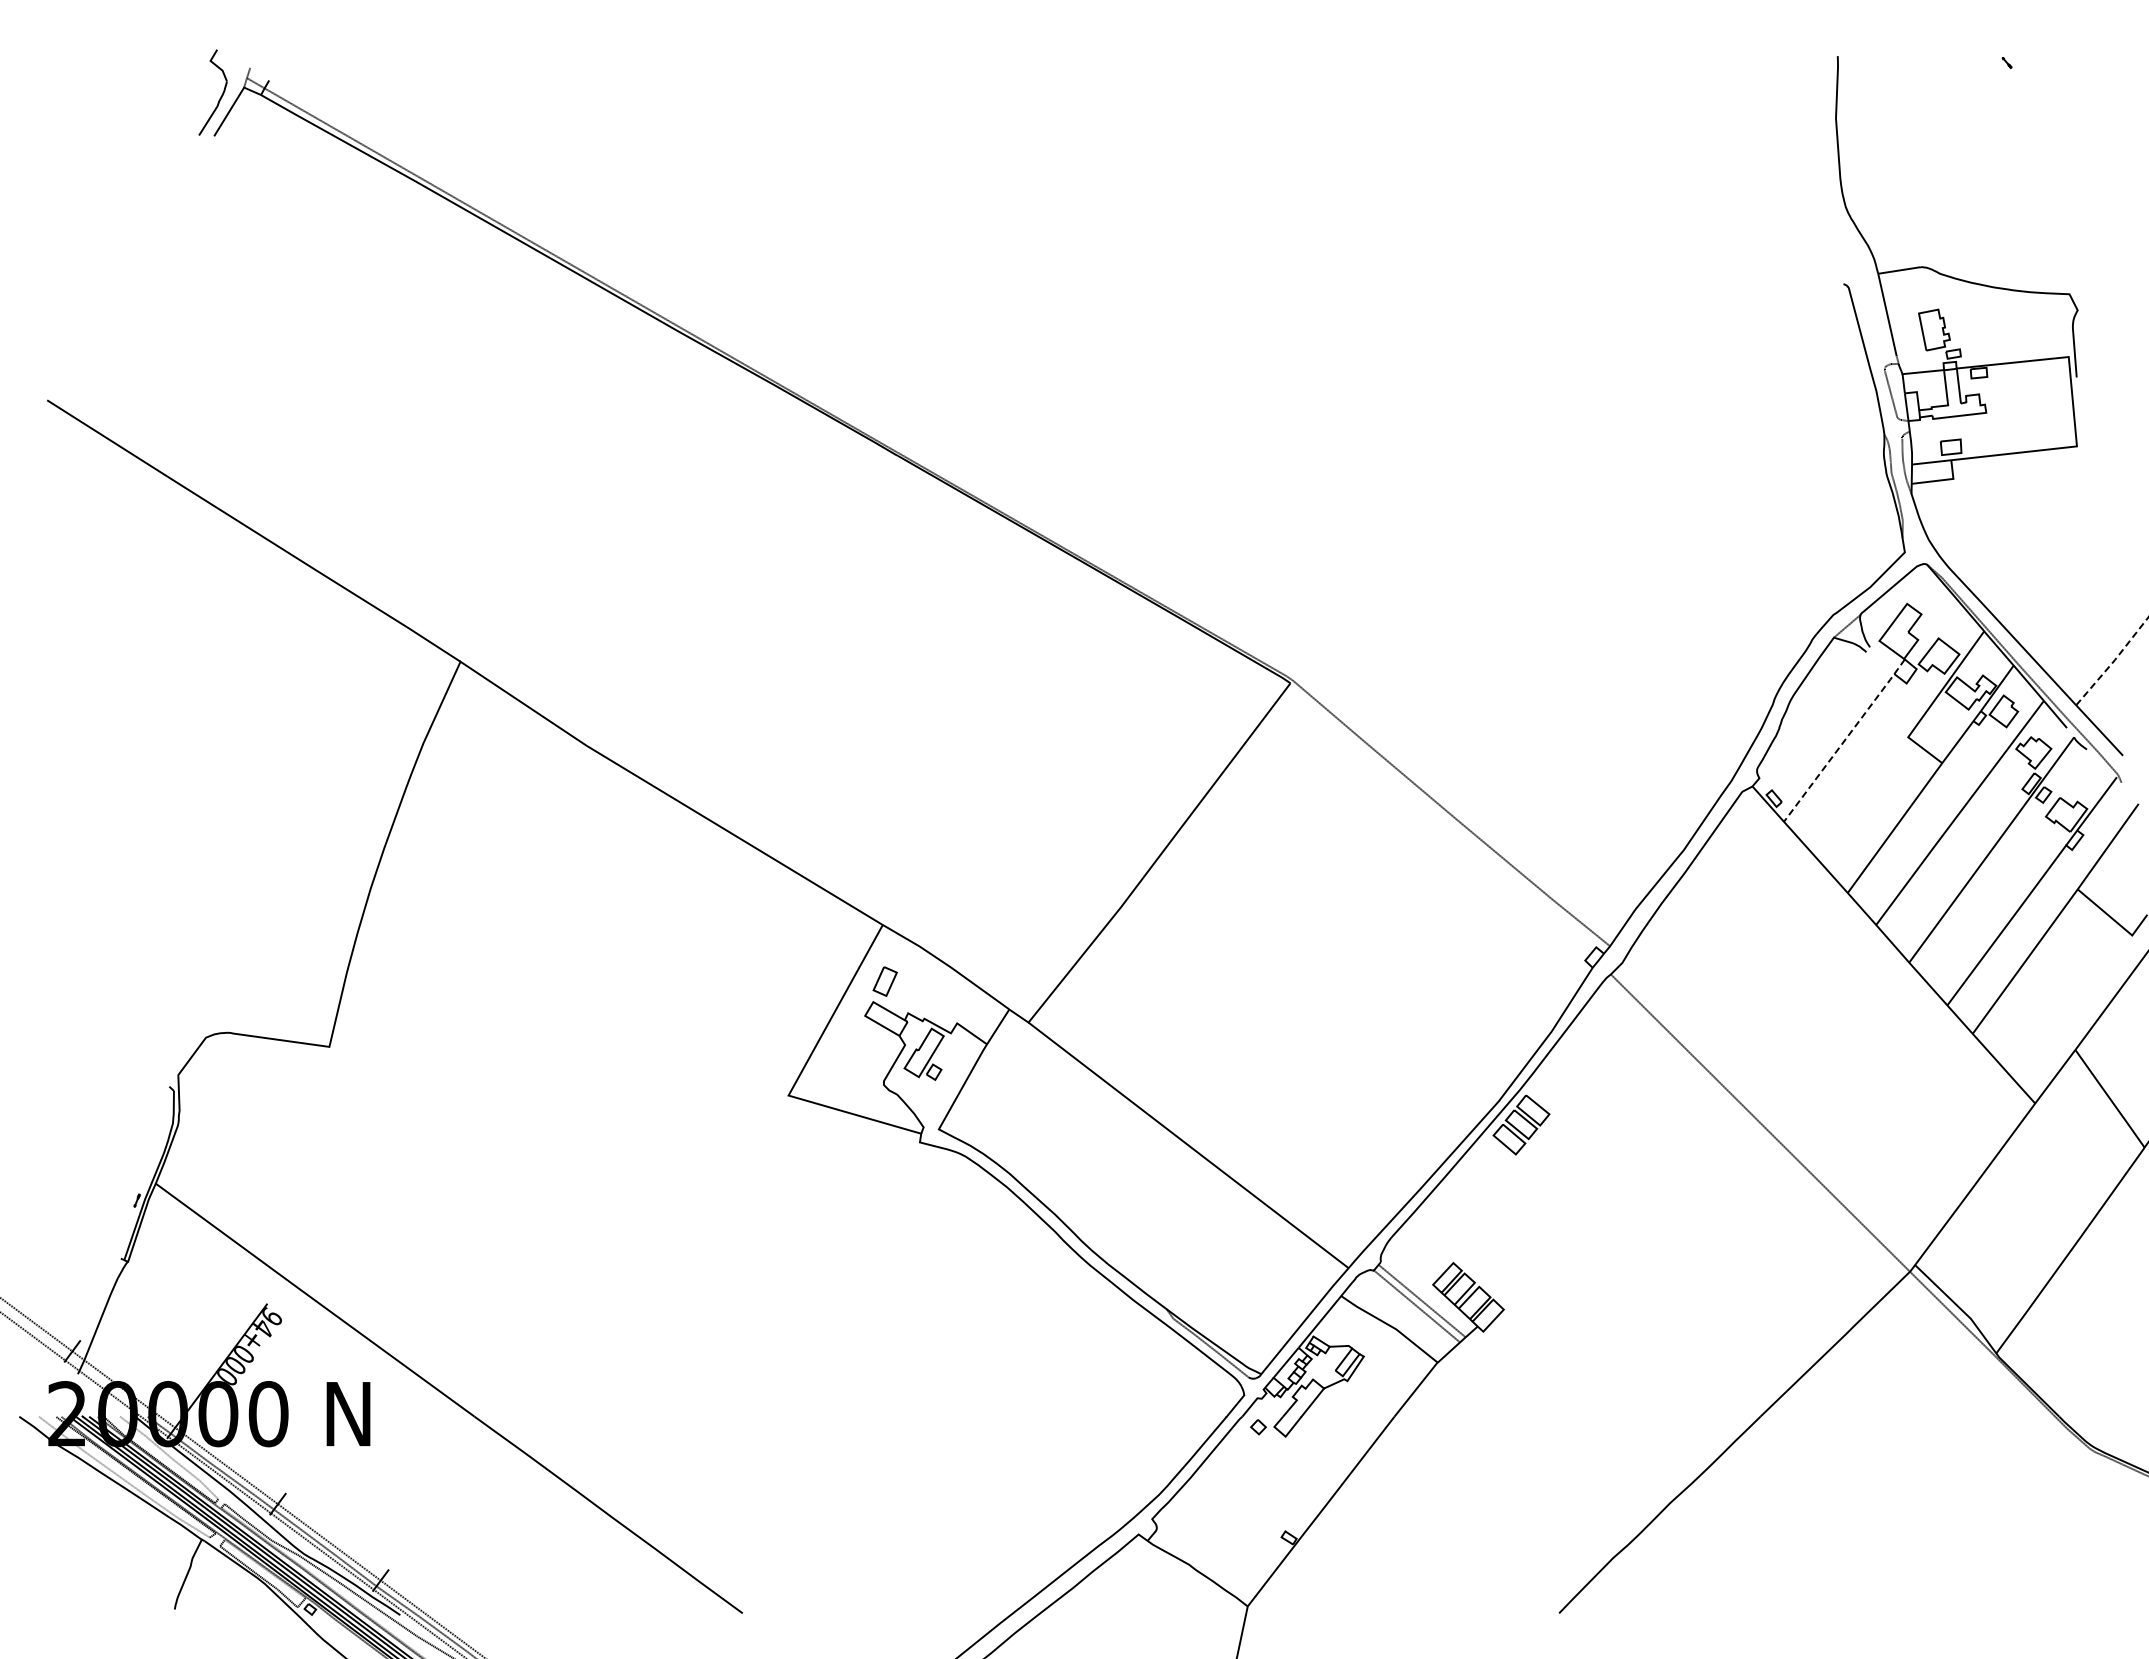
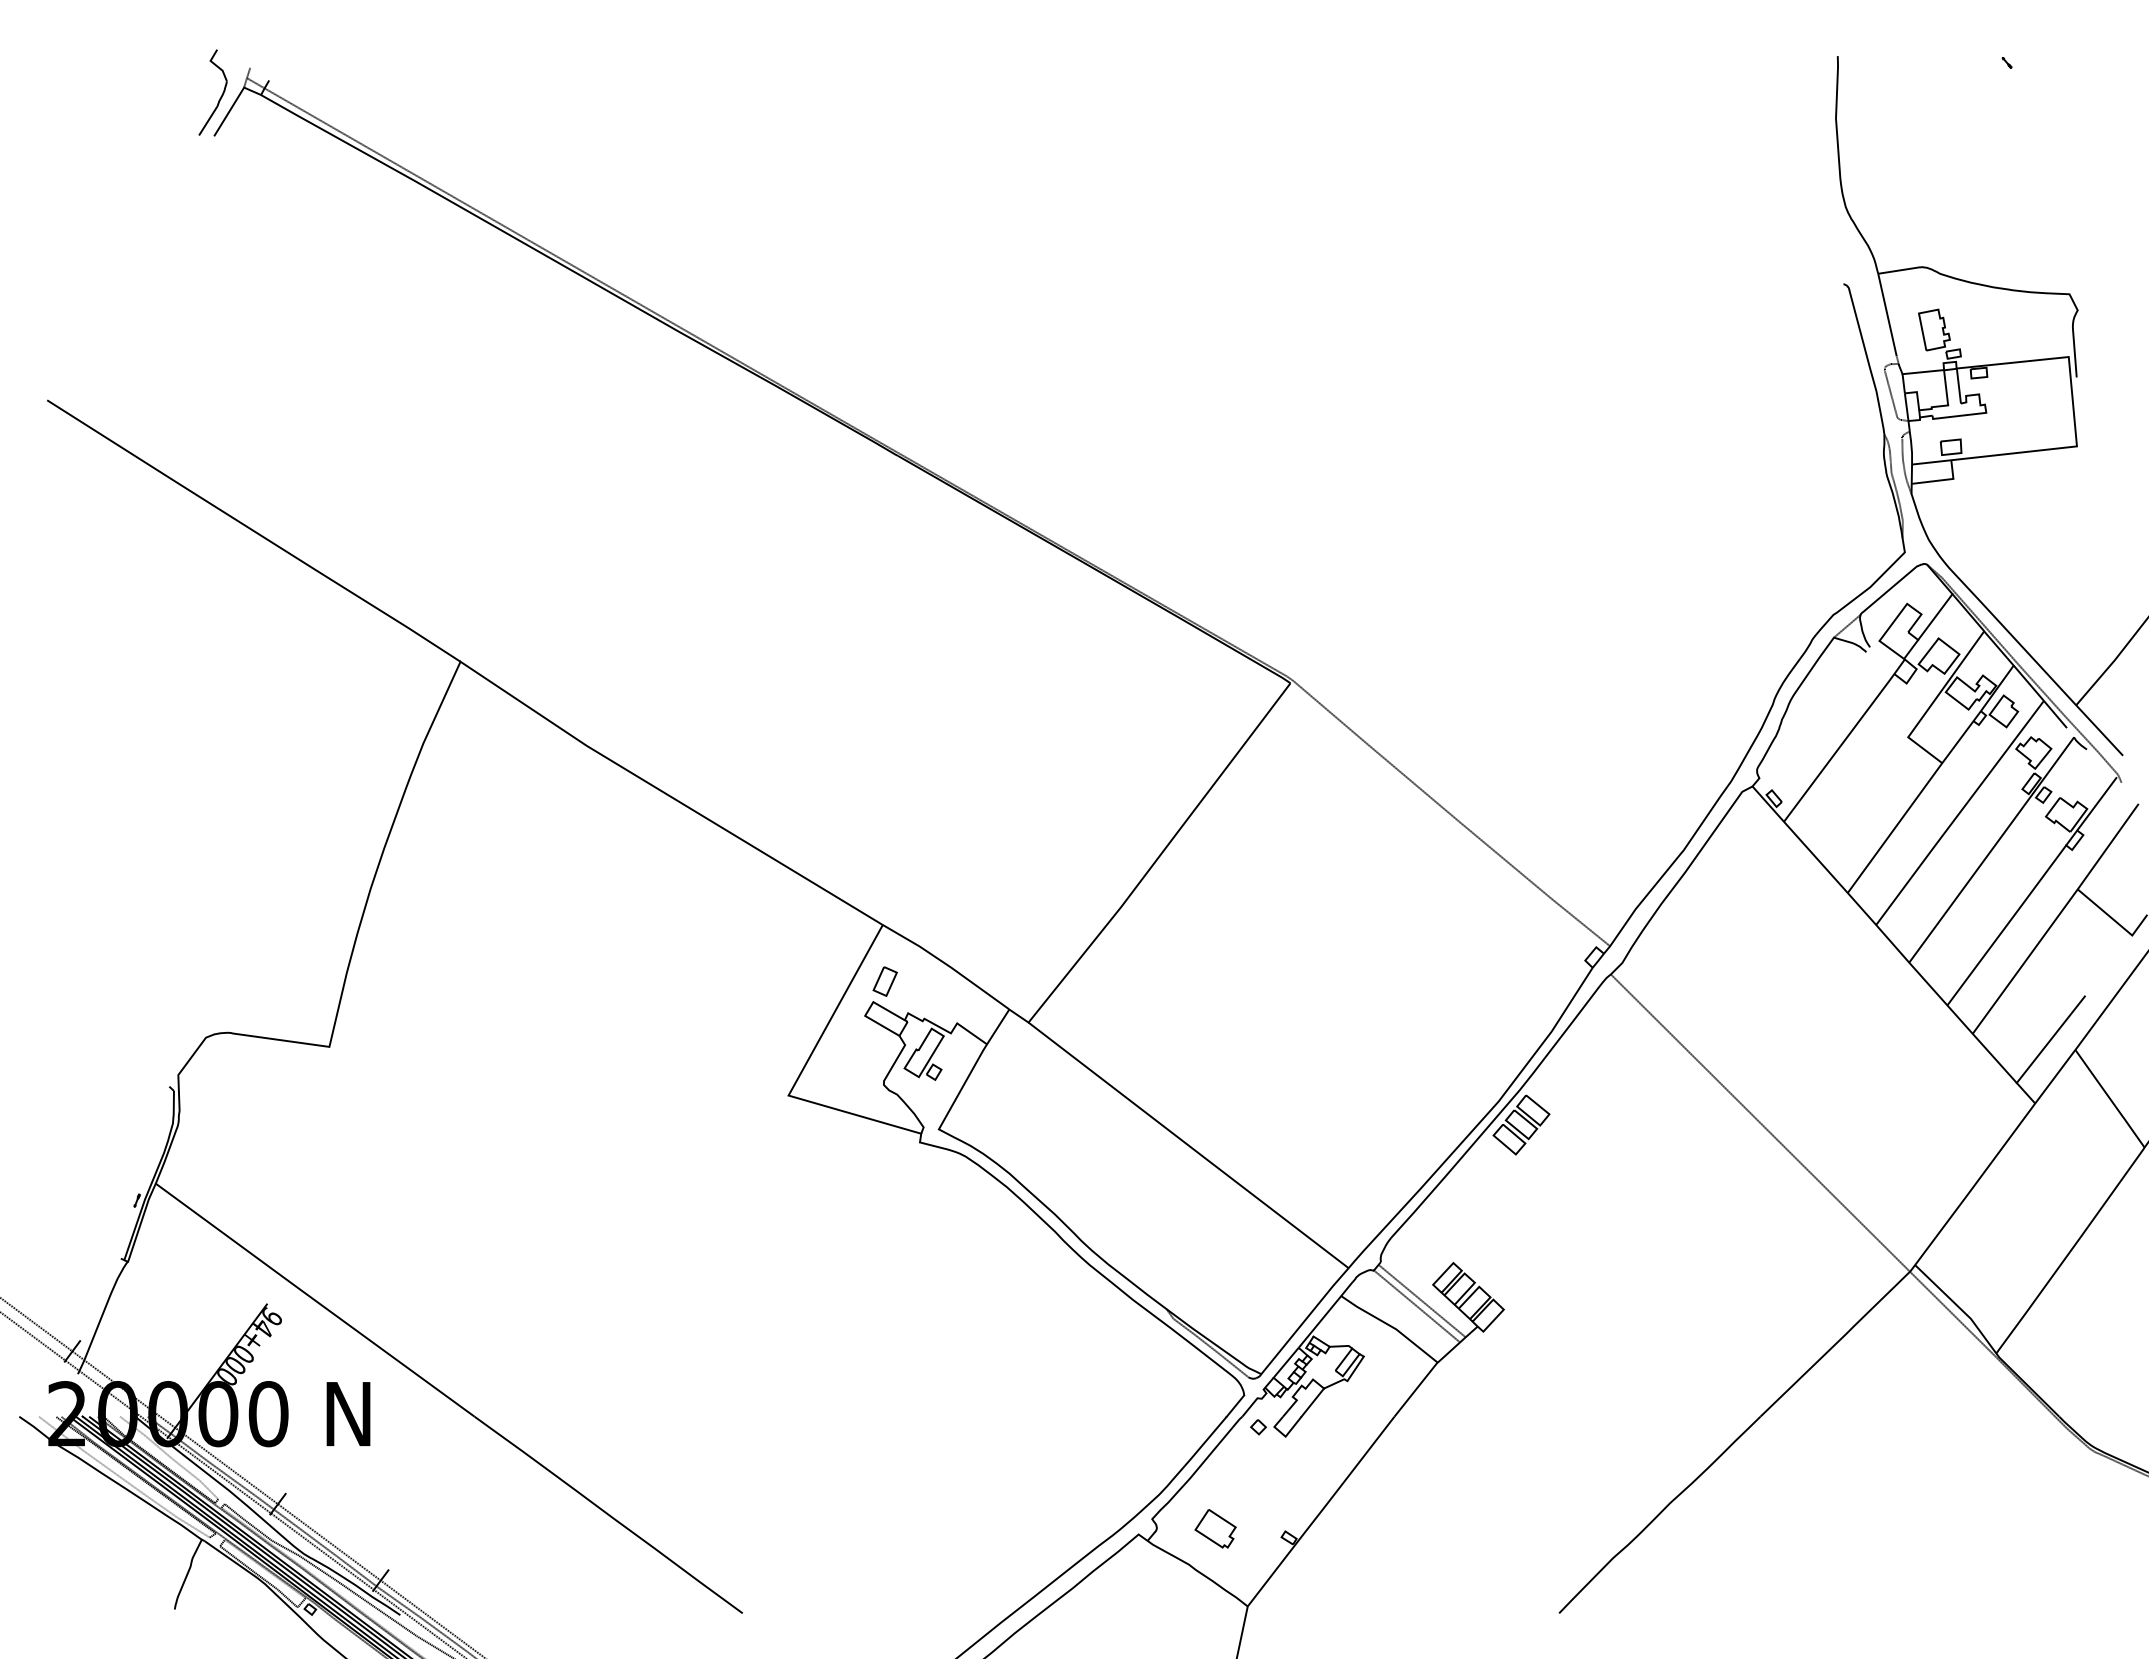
line: none -> present (1935, 616)
line: dashed -> solid (2113, 661)
line: dashed -> solid (1844, 740)
line: none -> present (2050, 1039)
part: none -> present (1215, 1528)
